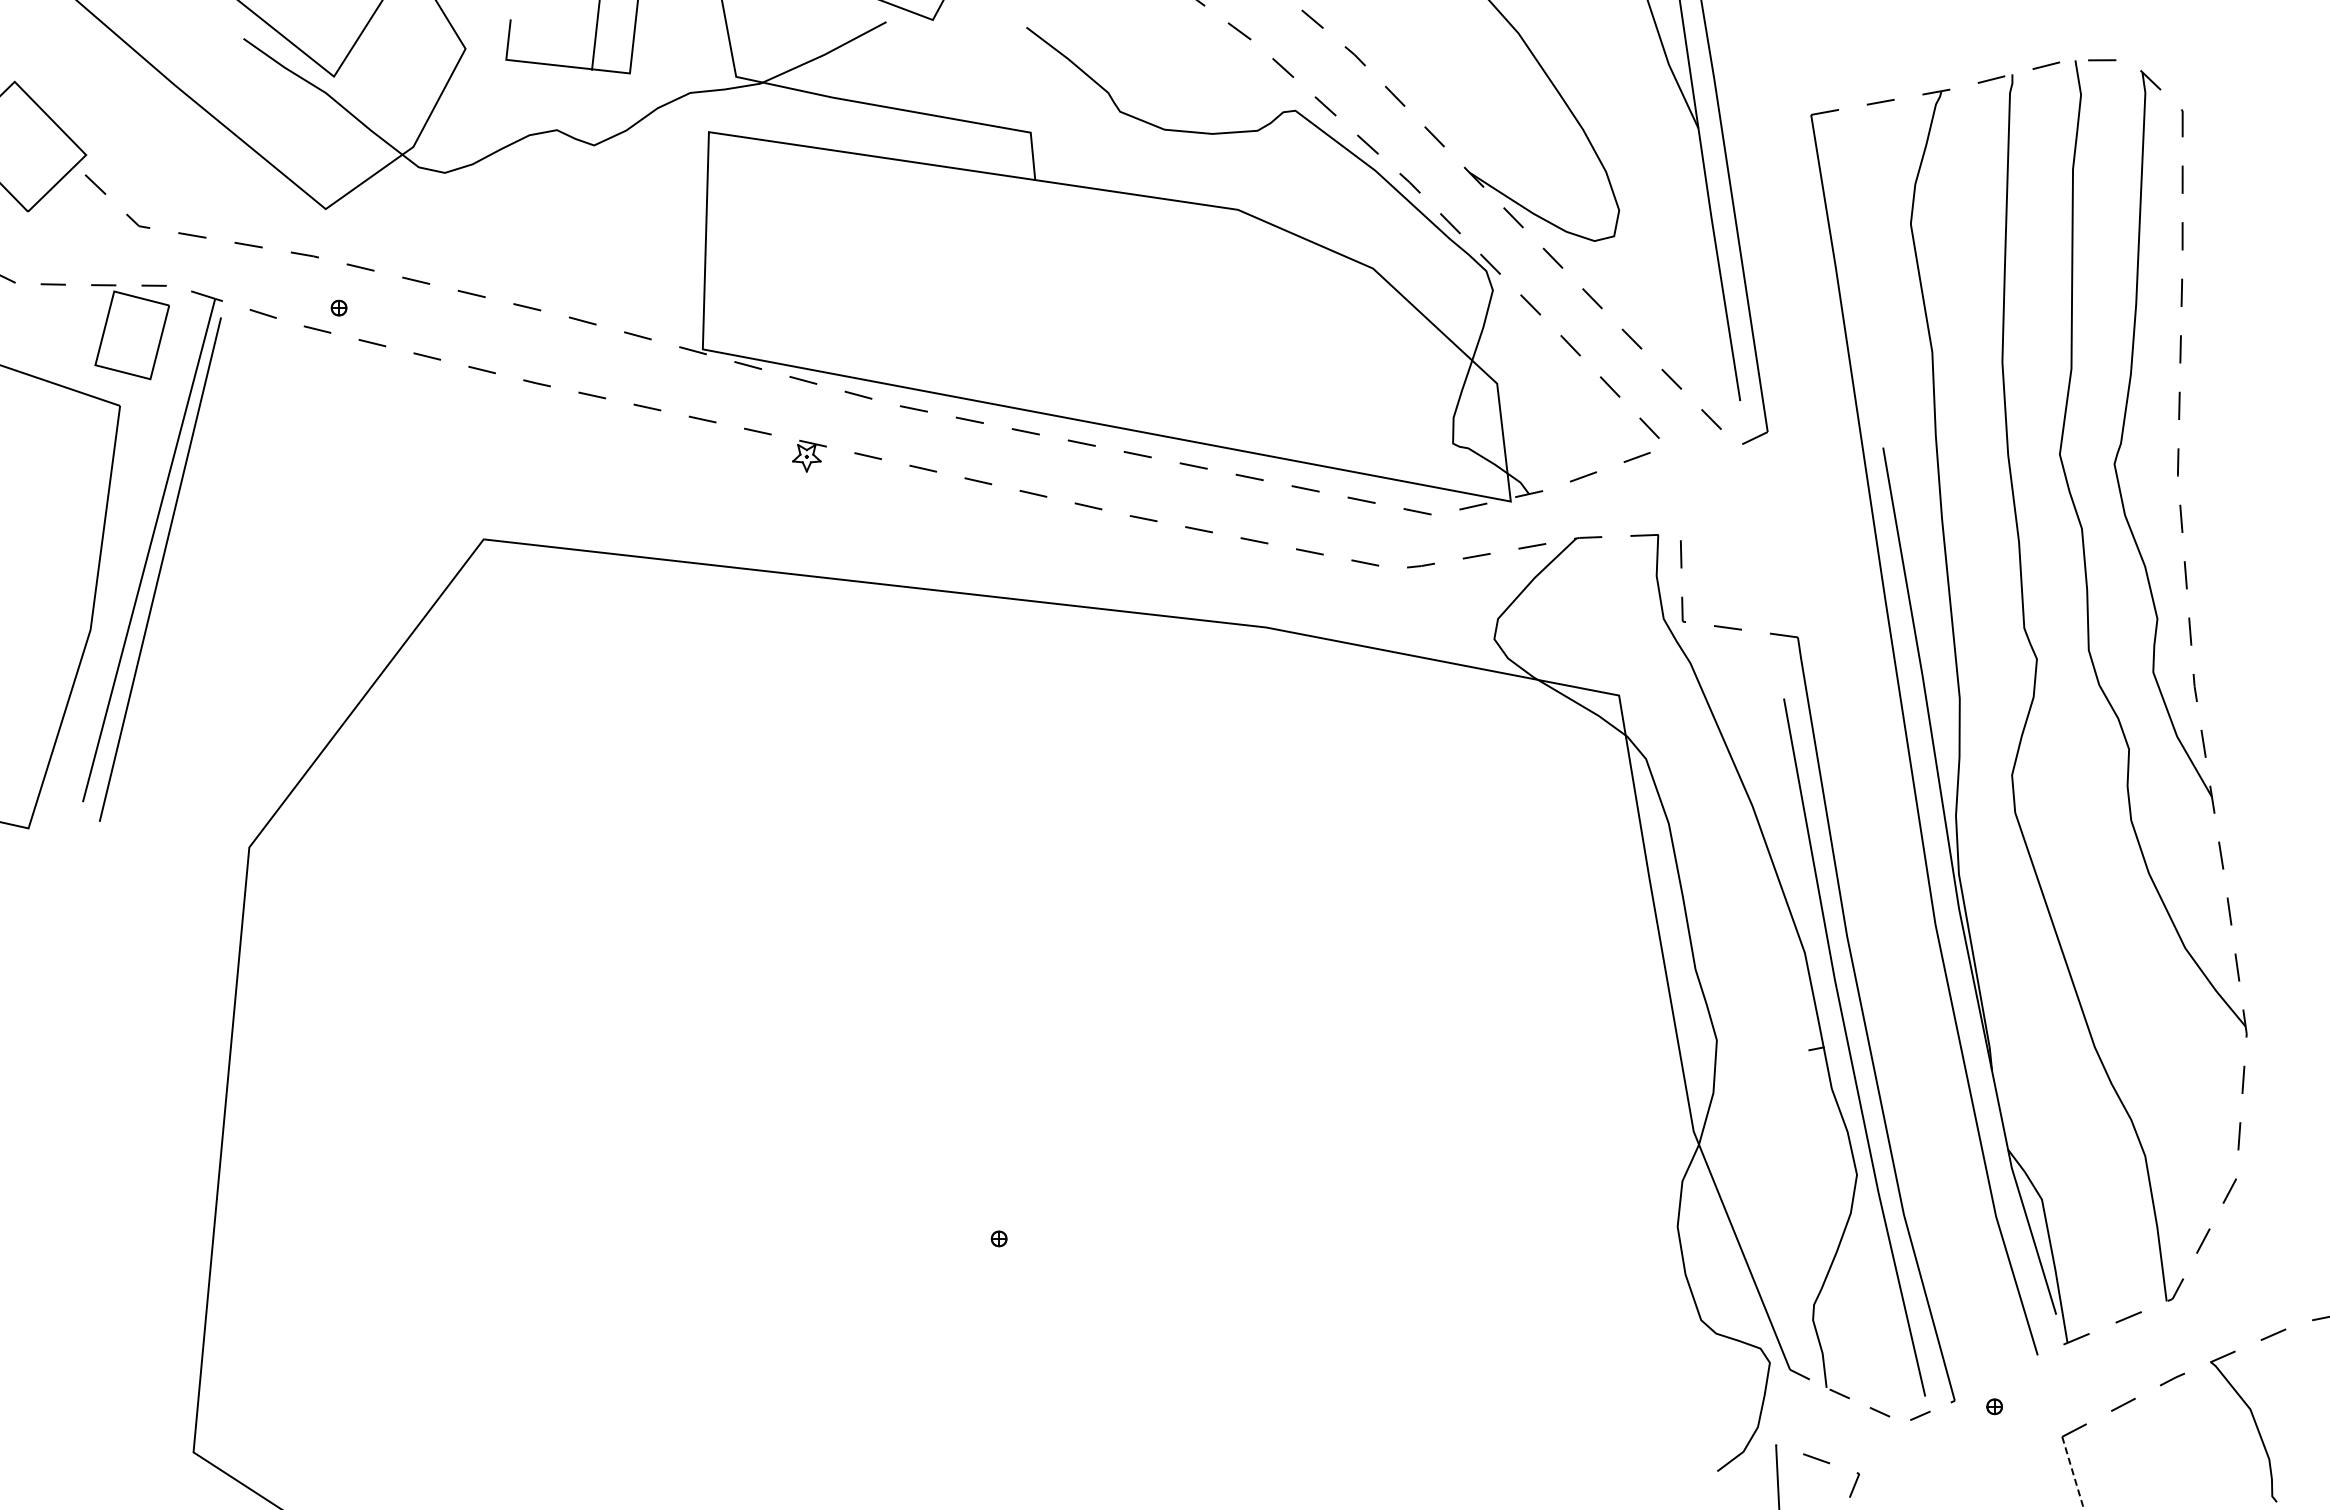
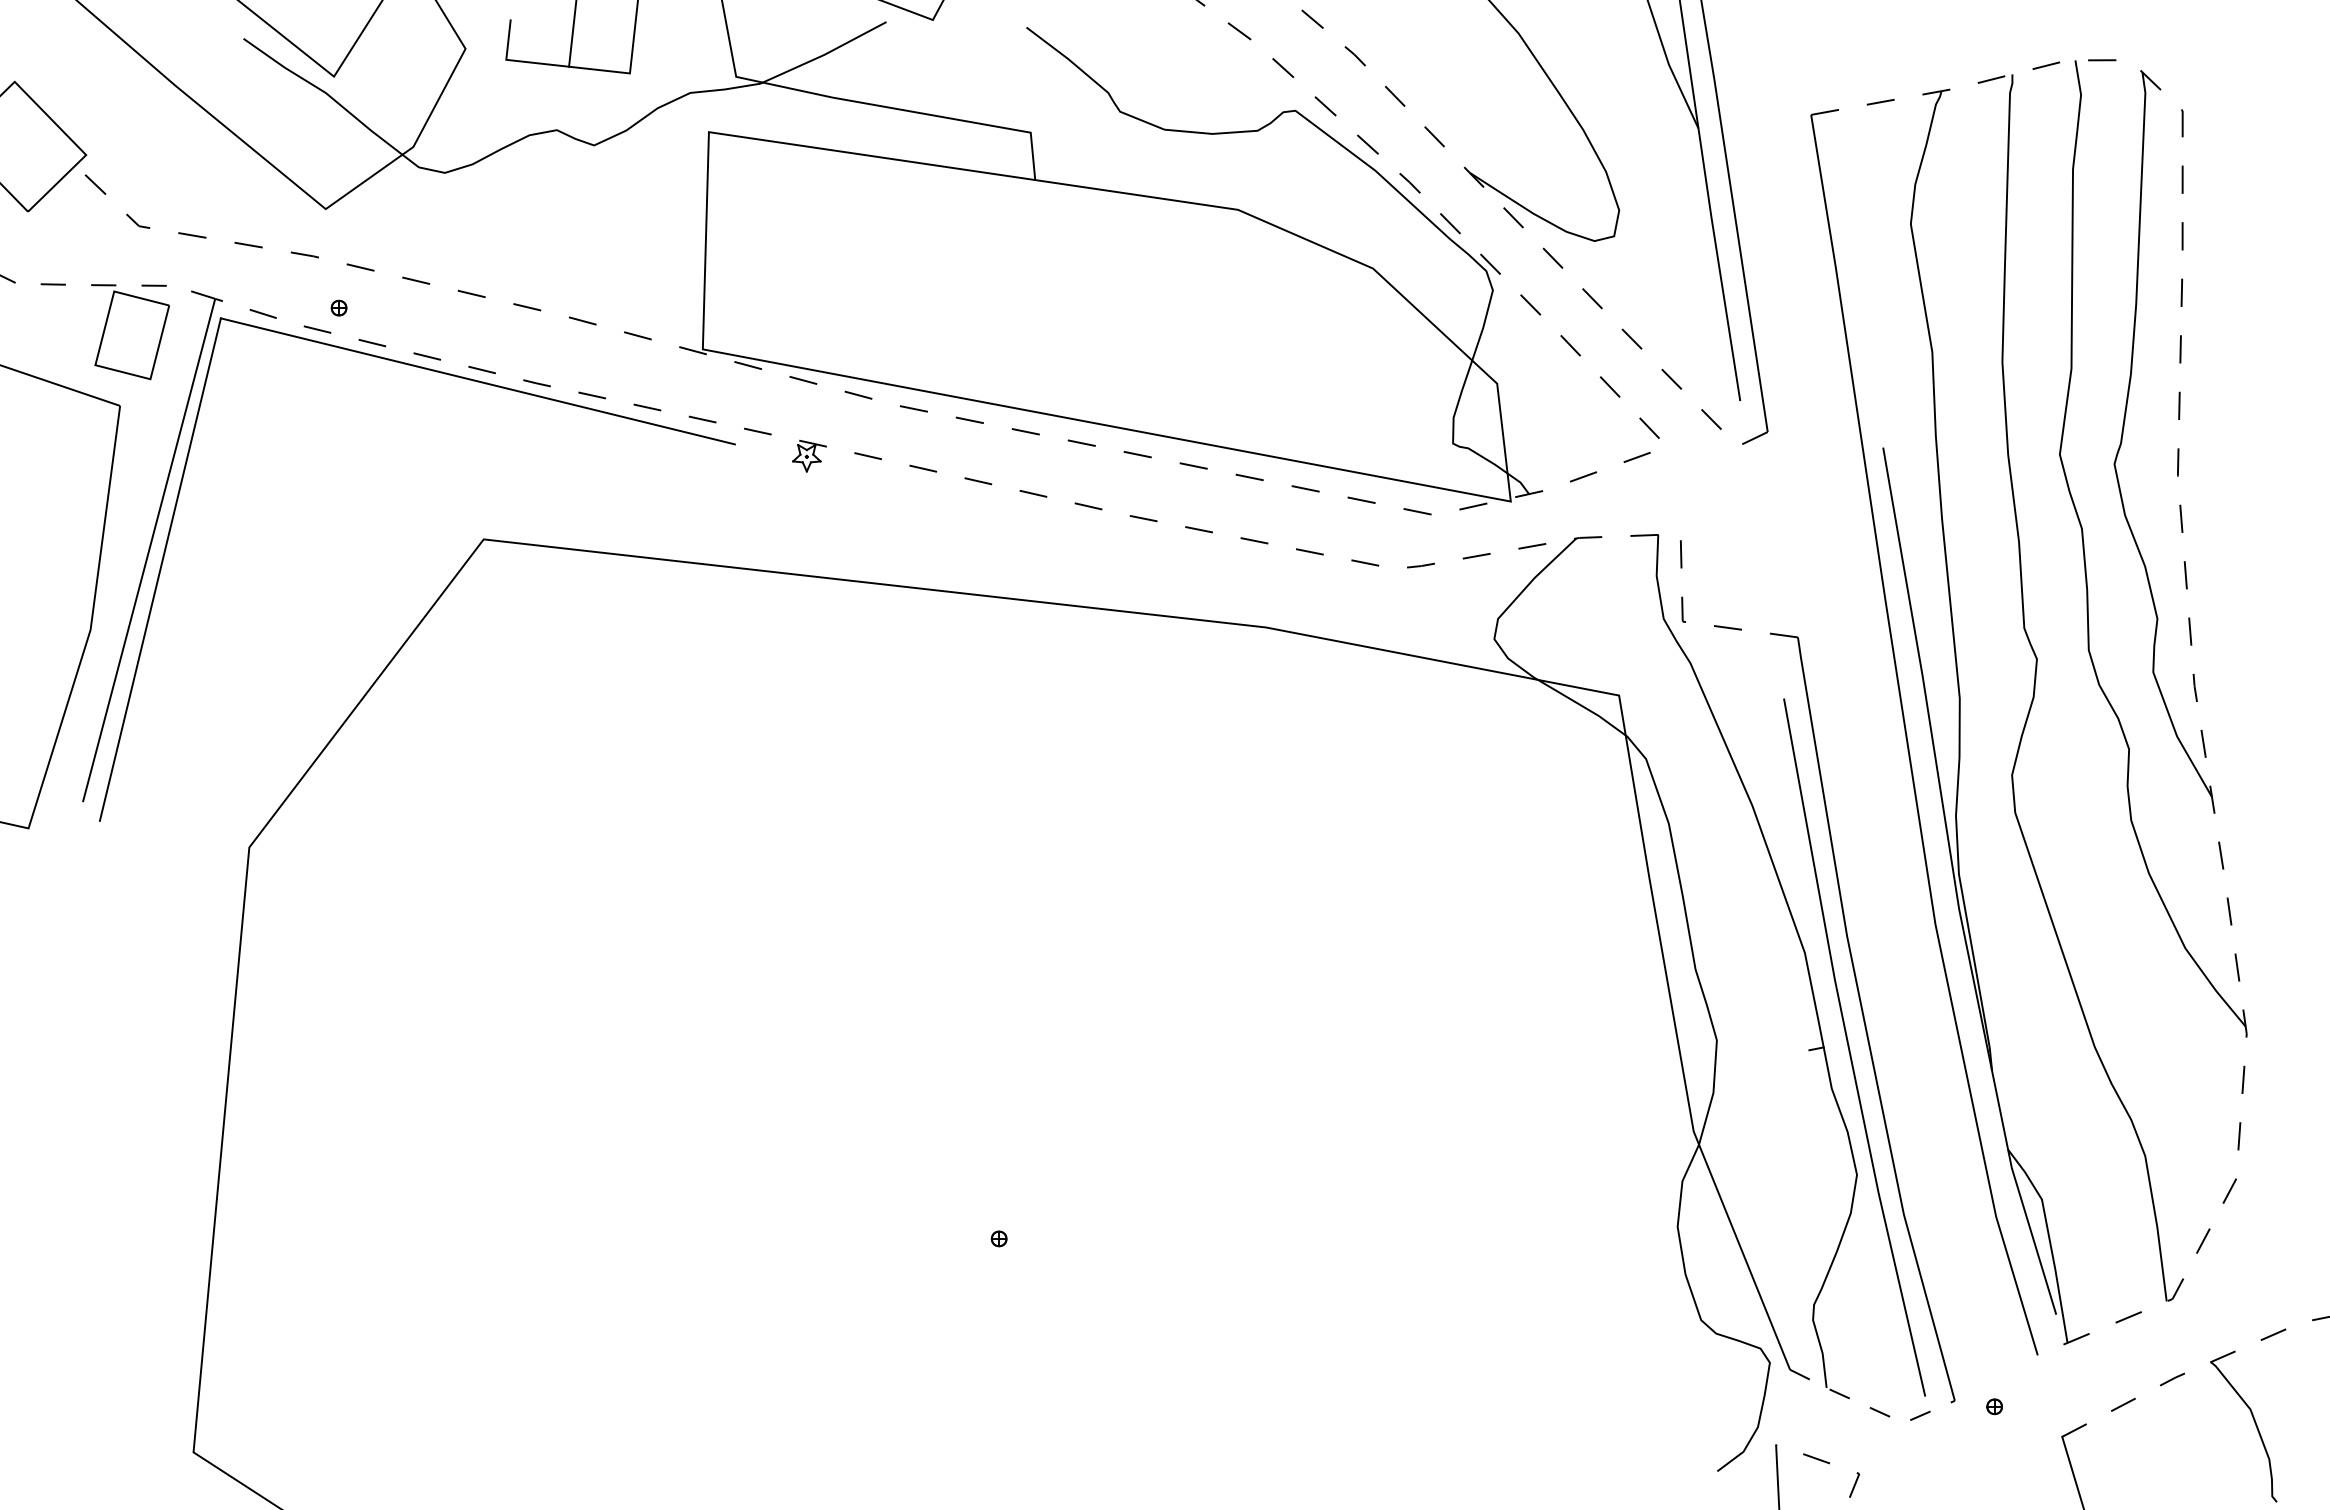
line position: (595, 35) -> (572, 34) (572, 34)
line: none -> present (477, 381)
line: dashed -> solid (2073, 1472)
